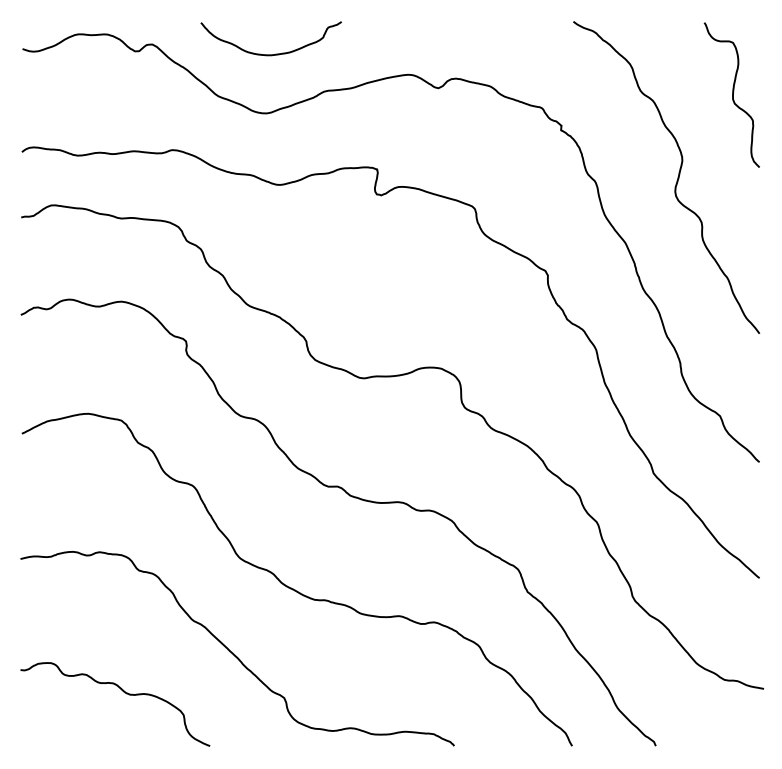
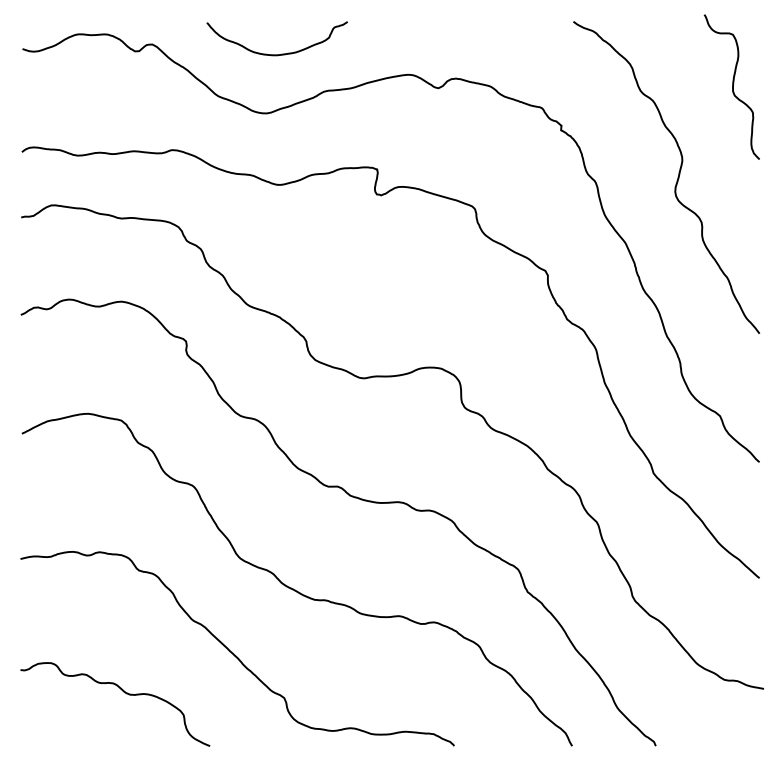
curve position: (275, 53) -> (281, 53) (281, 53)
curve position: (732, 94) -> (732, 86) (732, 86)
